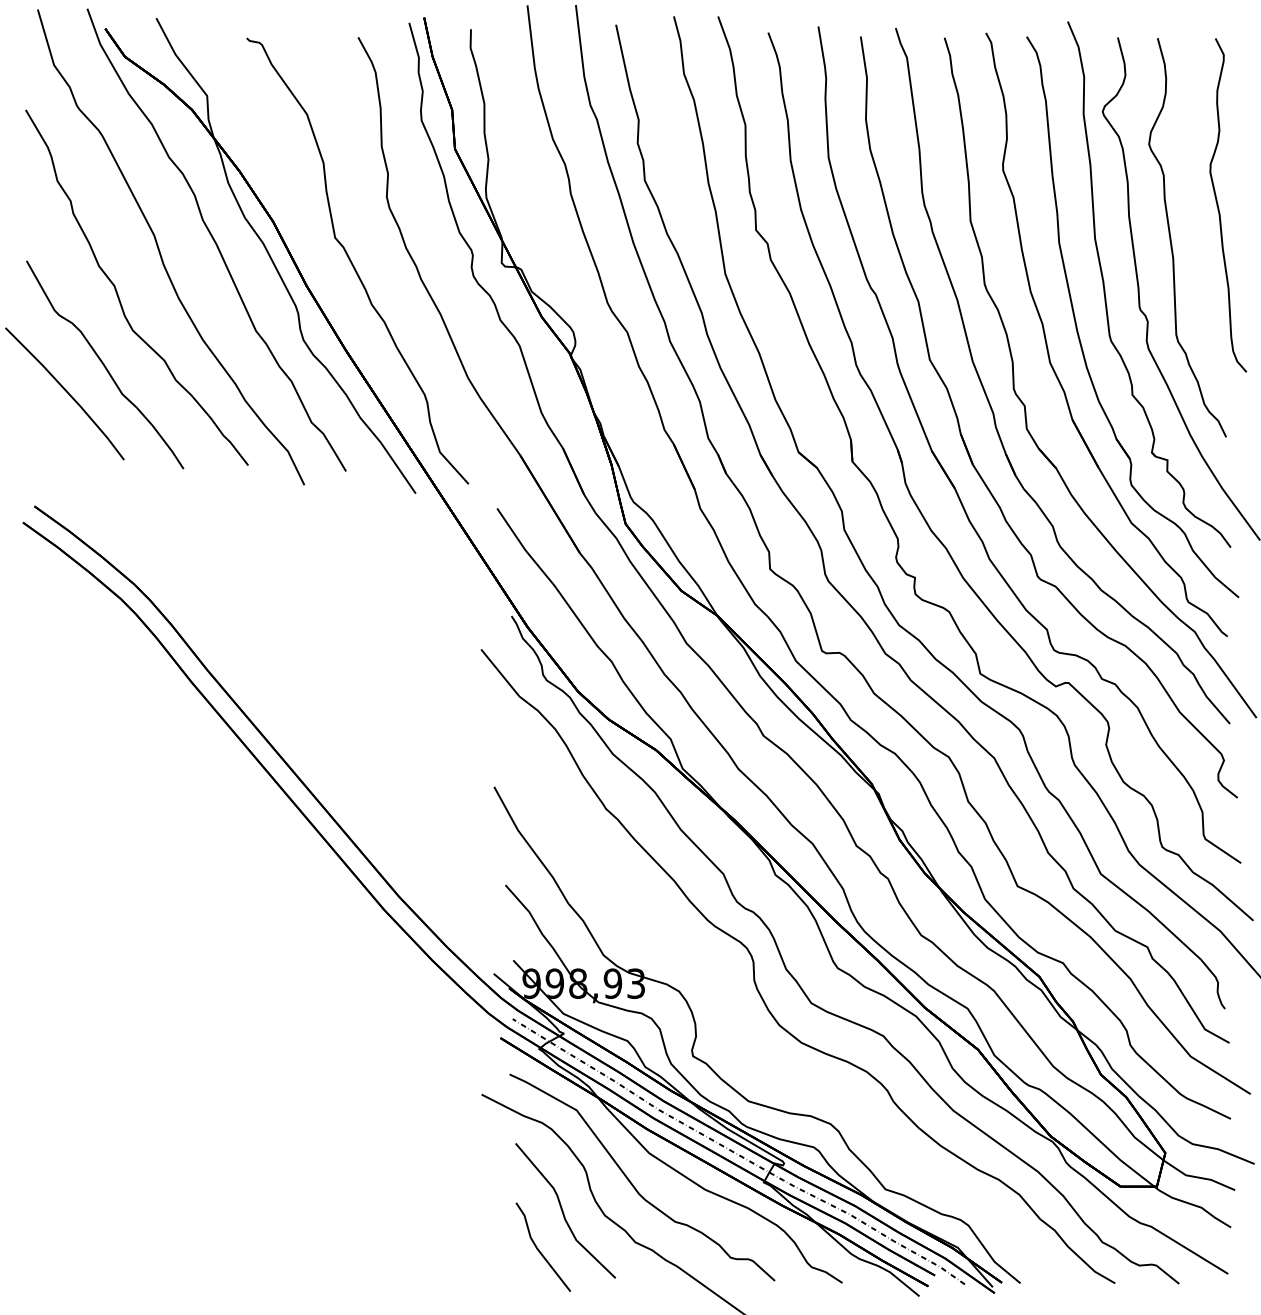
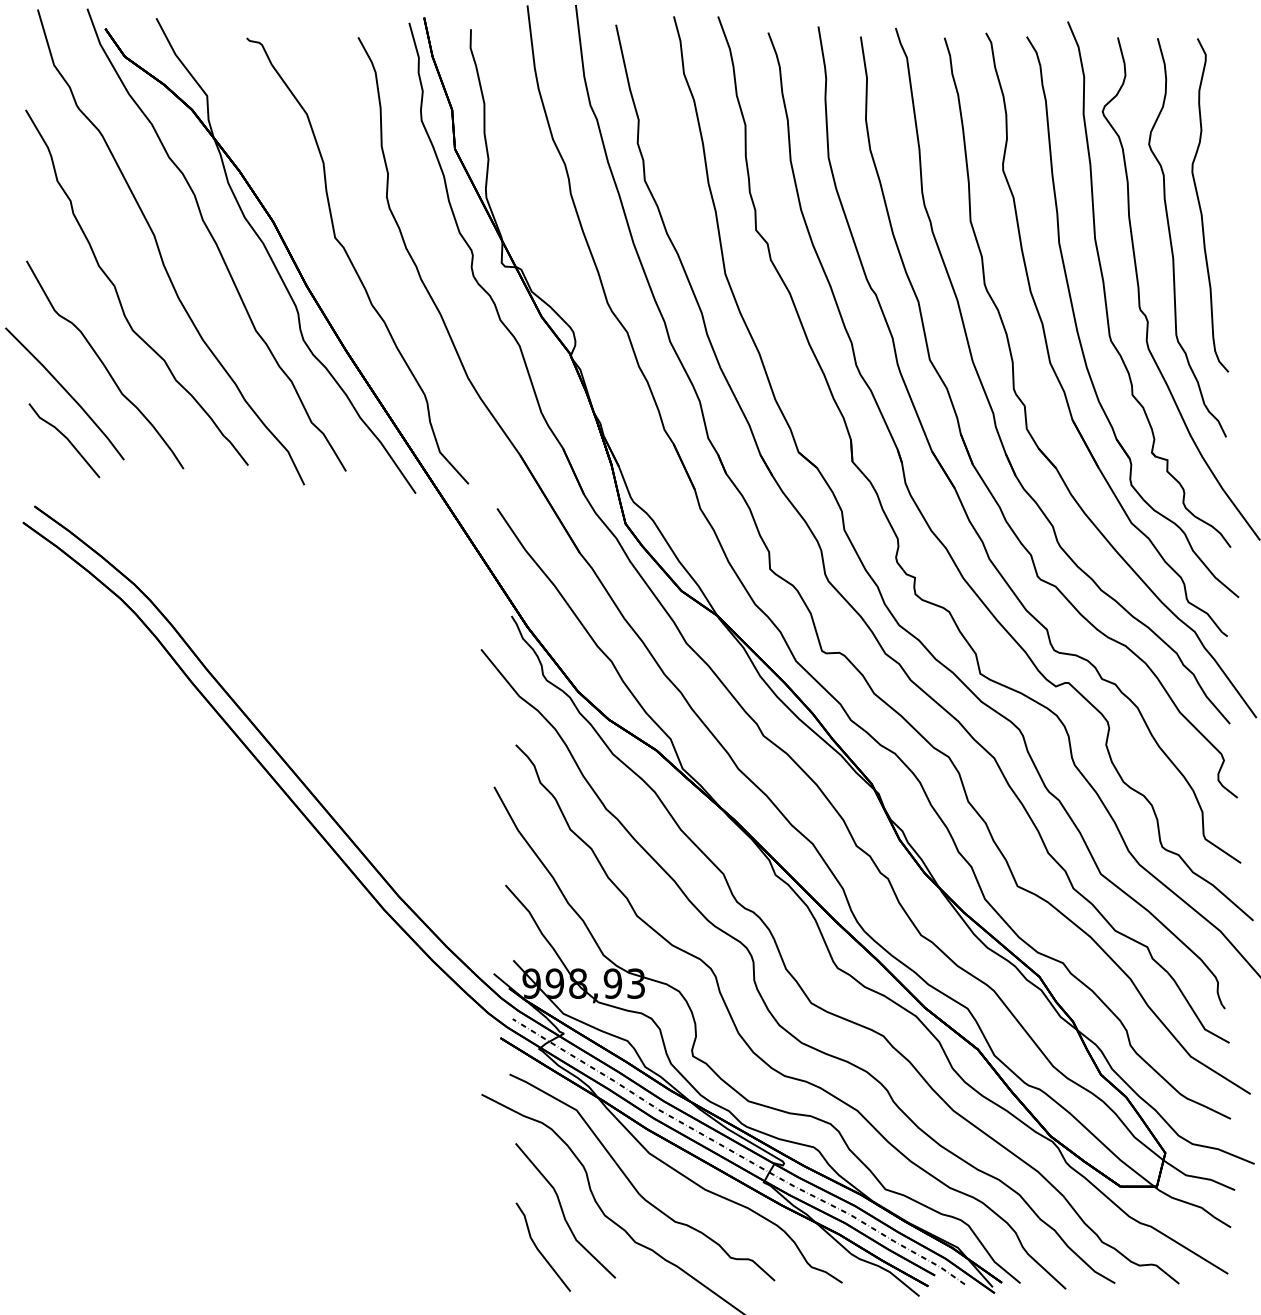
curve position: (1219, 208) -> (1201, 208) (1201, 208)
line: none -> present (65, 438)
curve: none -> present (749, 1045)
